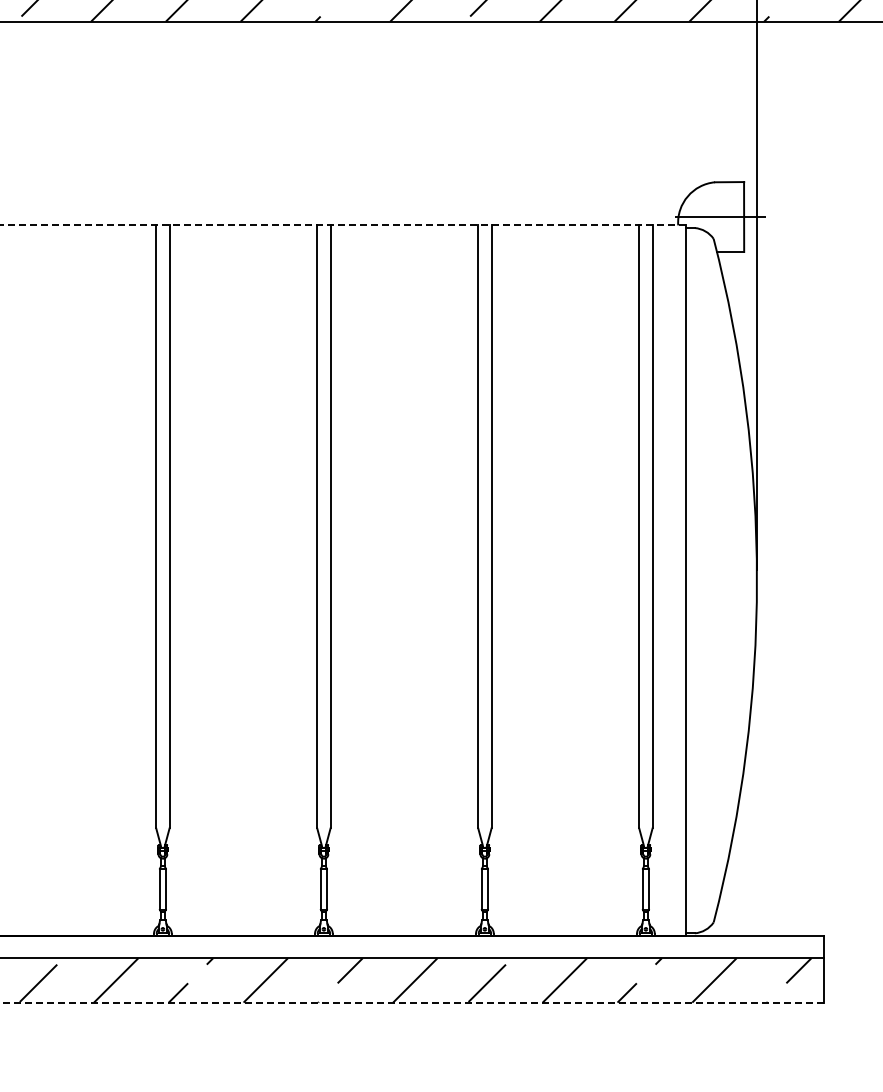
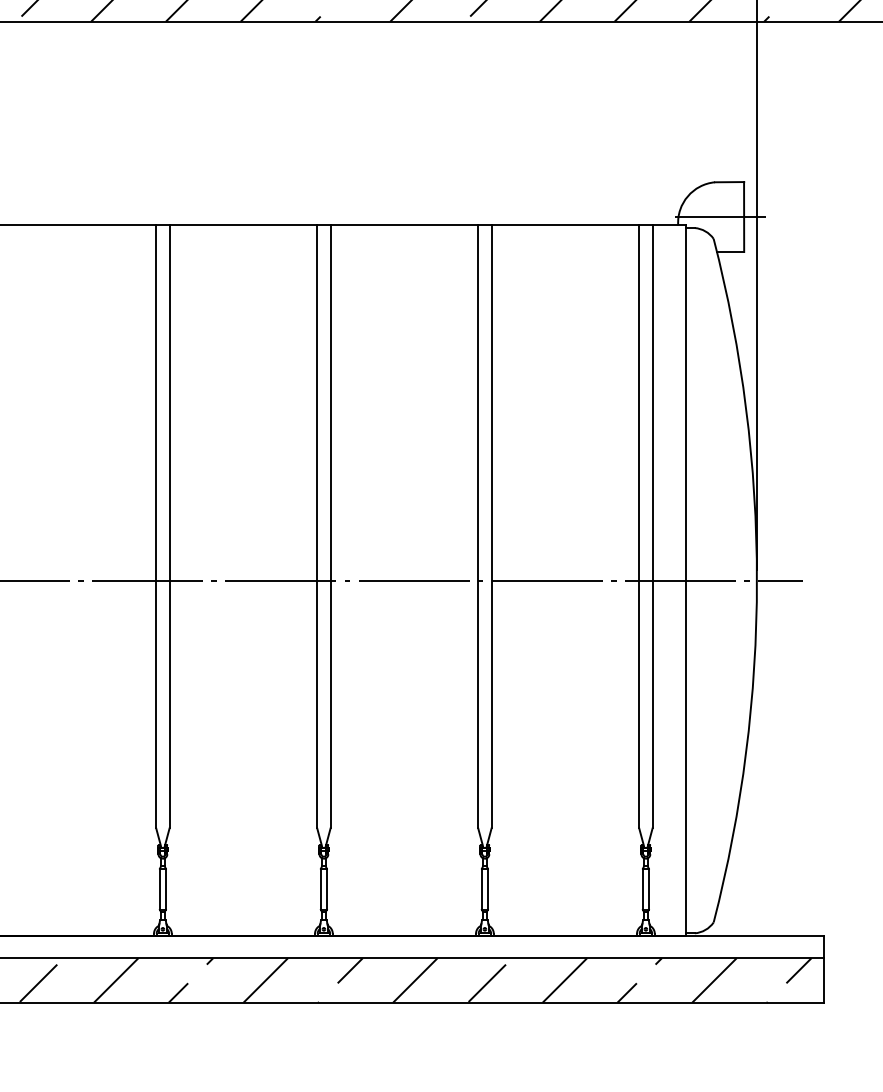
line: dashed -> solid (342, 225)
line: none -> present (402, 580)
line: dashed -> solid (411, 1002)
